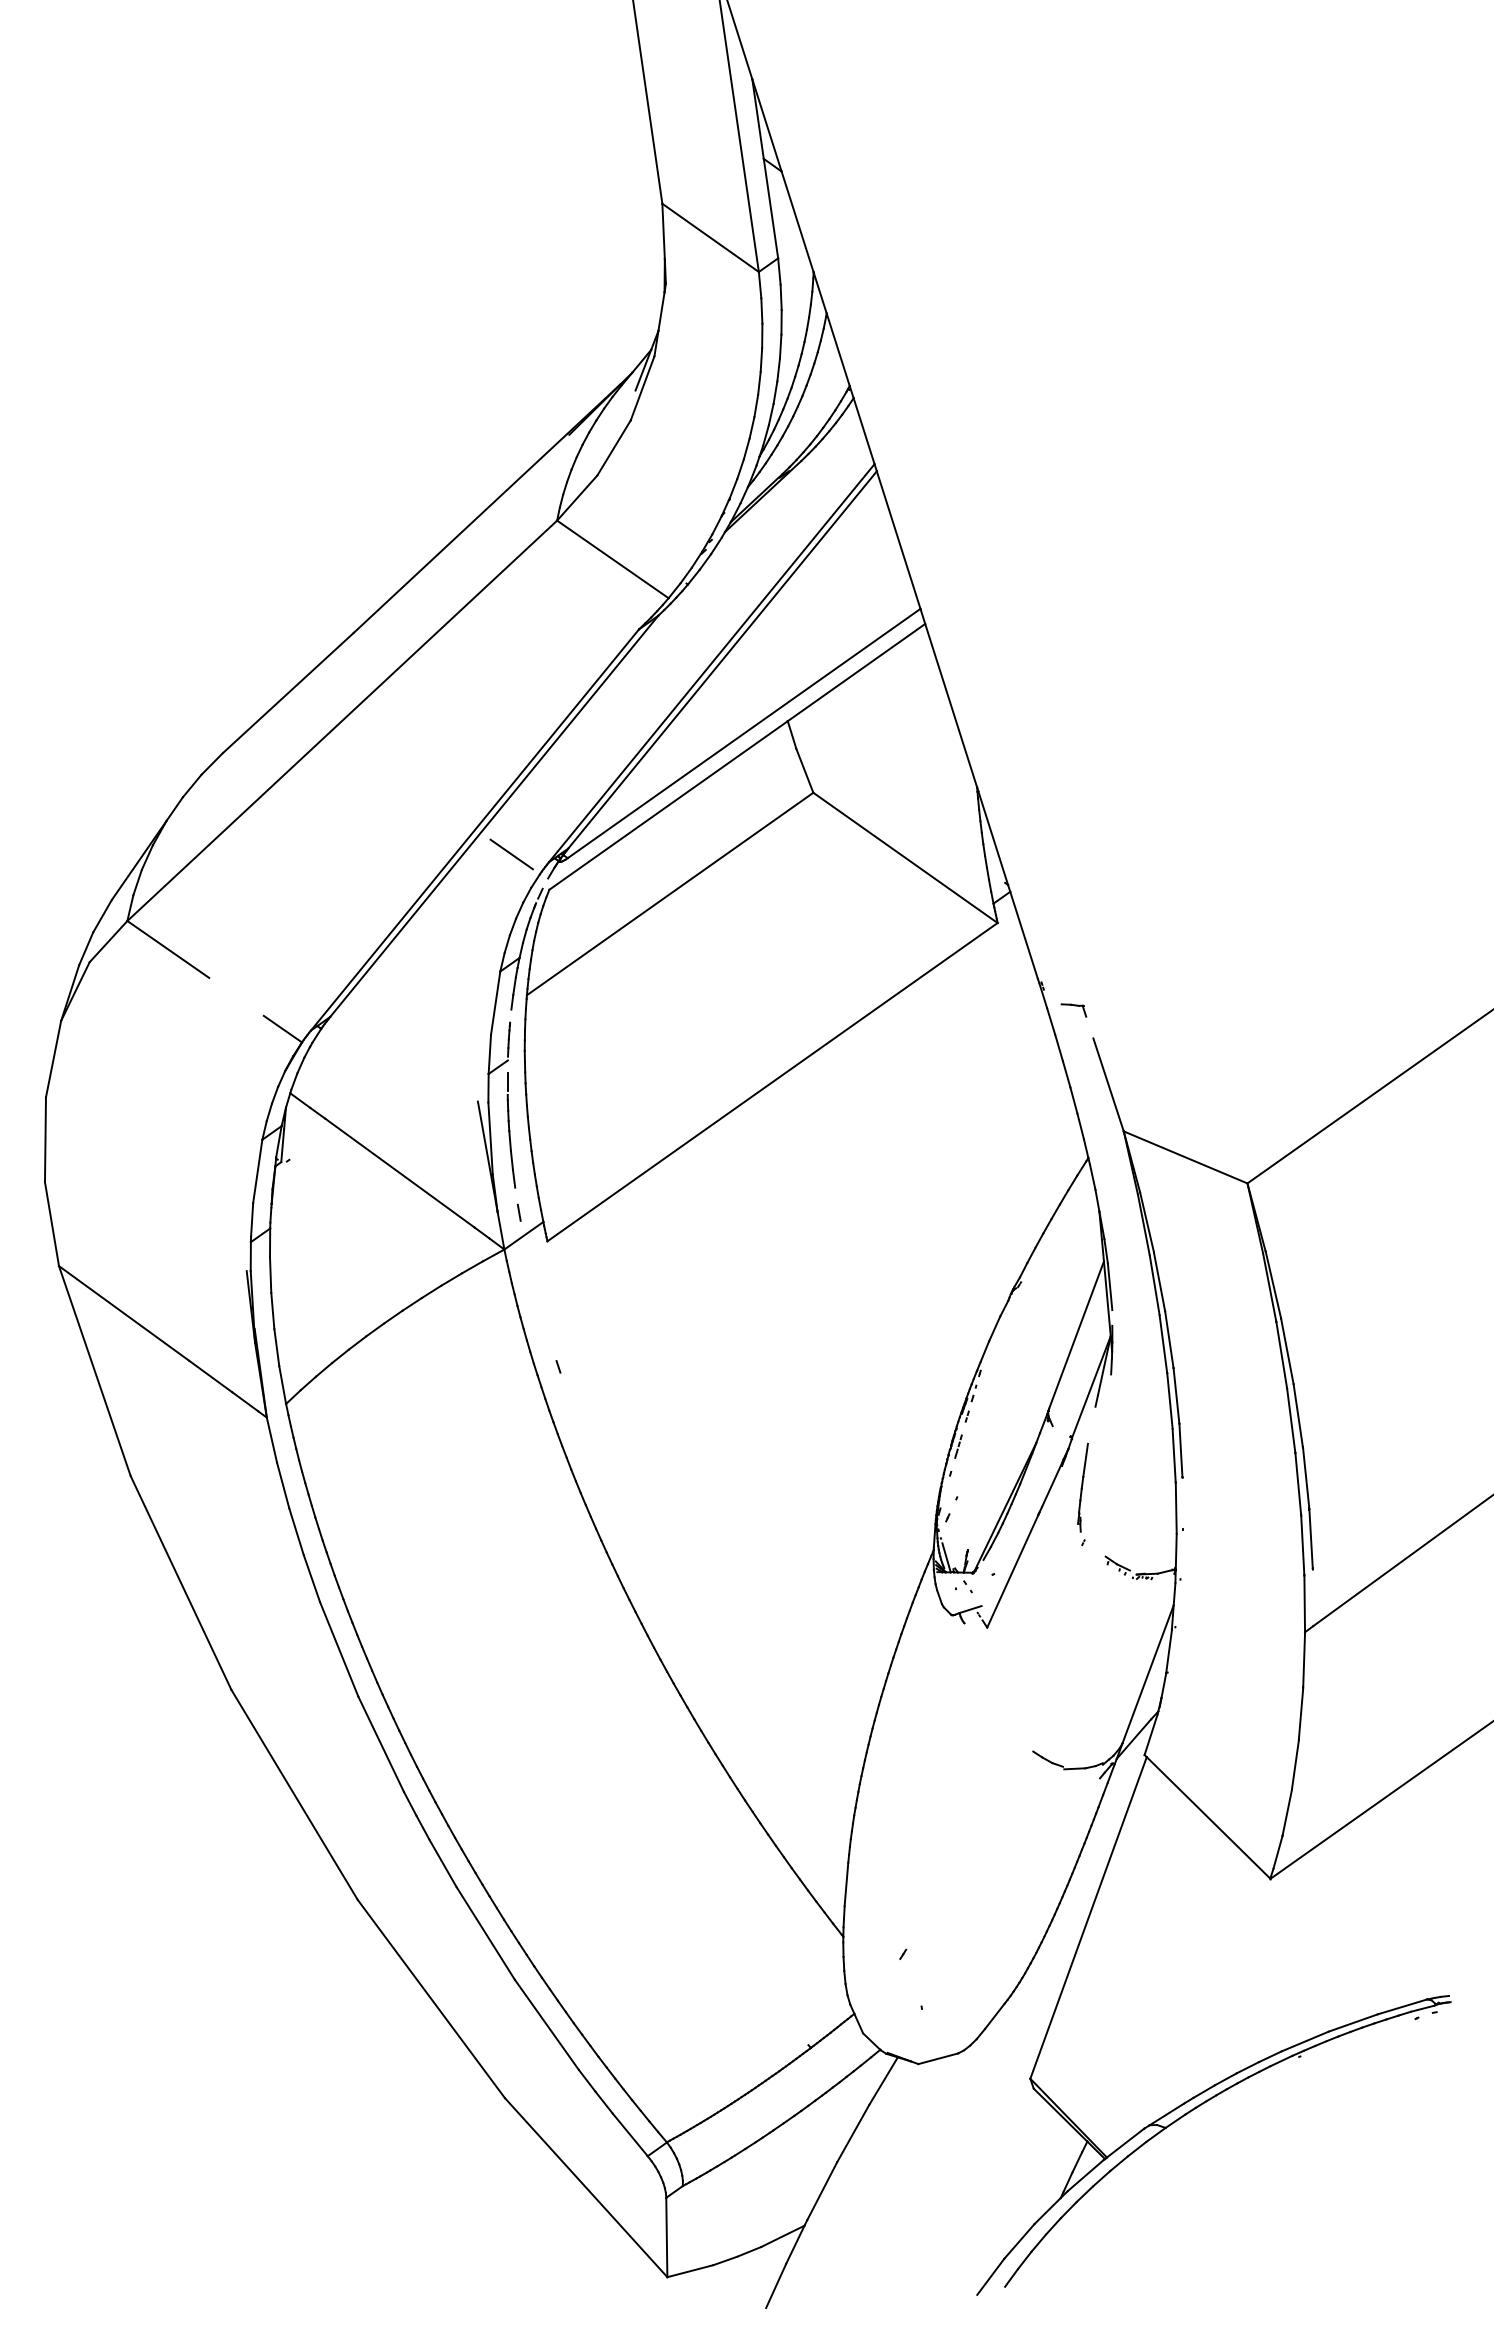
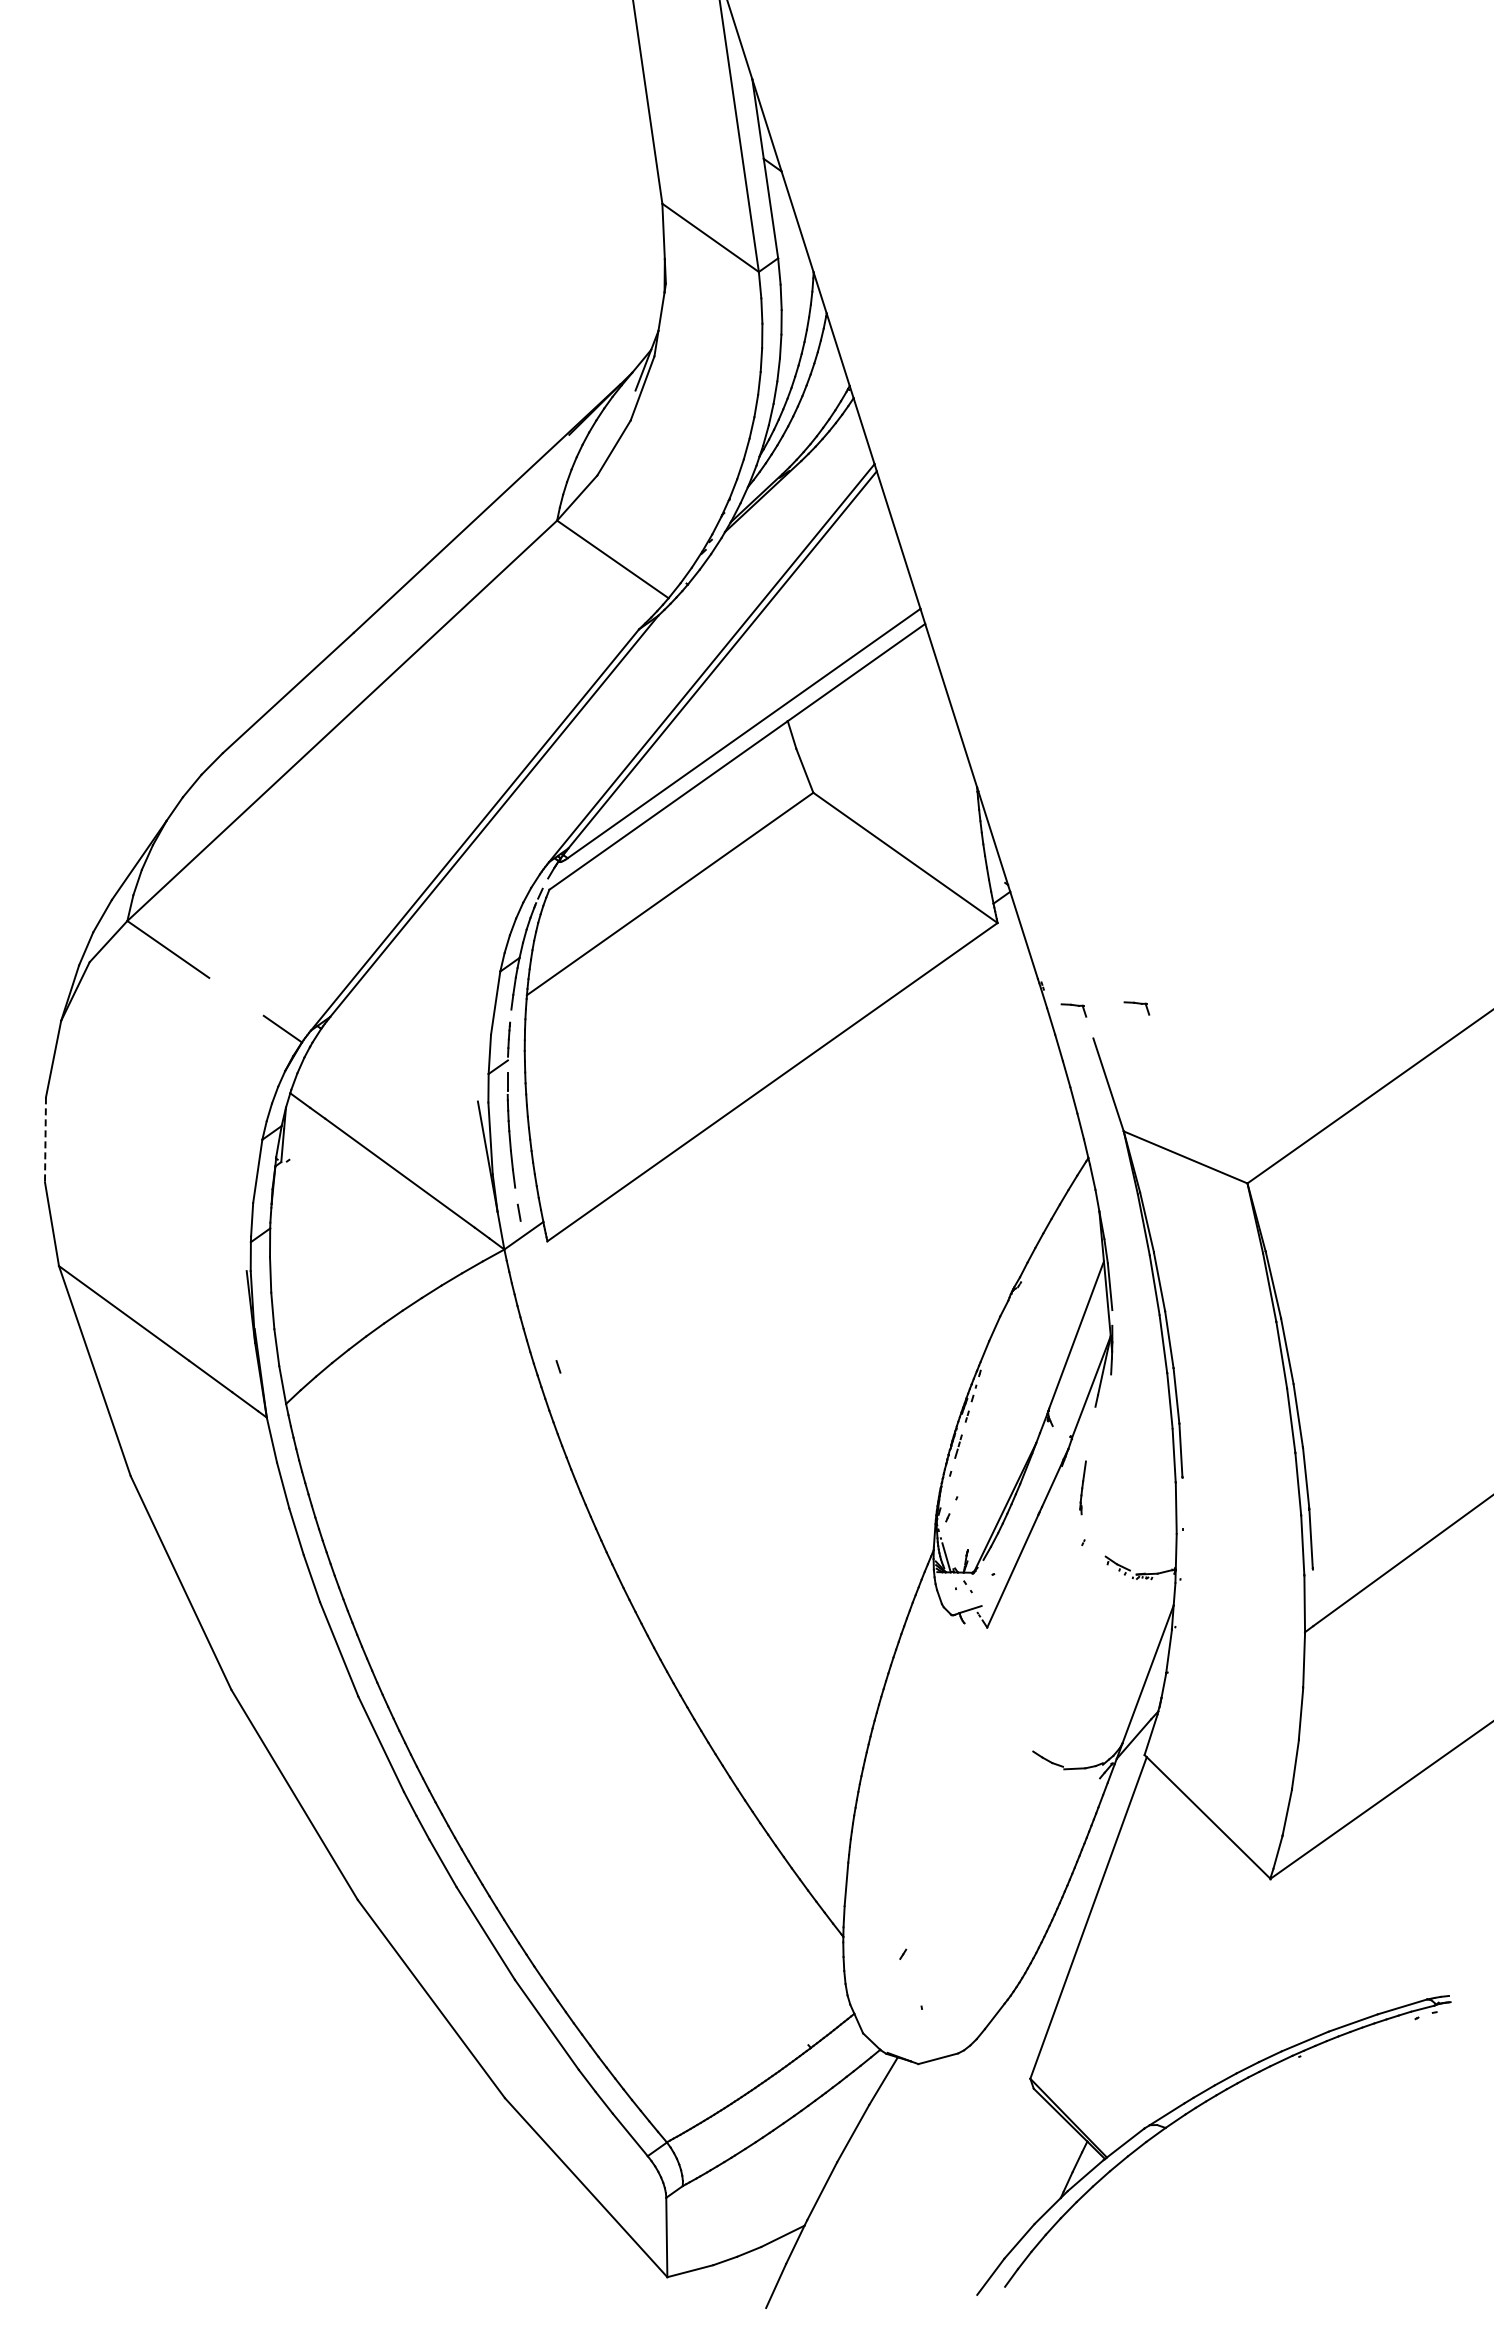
line: present -> none (511, 854)
part: none -> present (1136, 1008)
line: solid -> dashed (45, 1140)
part size: 12x90 px -> 8x56 px (1082, 1487)
